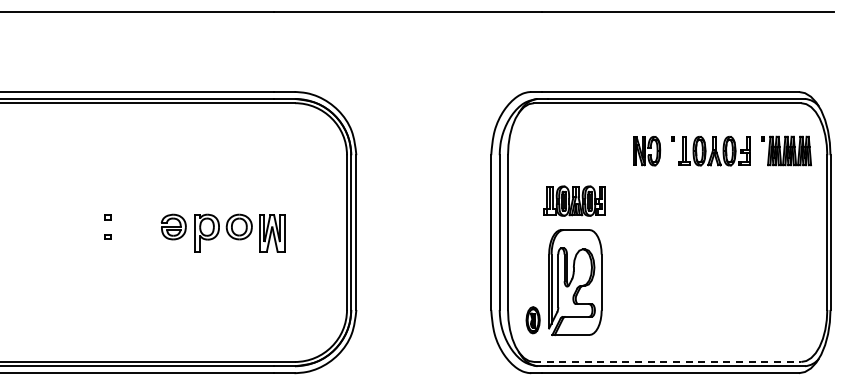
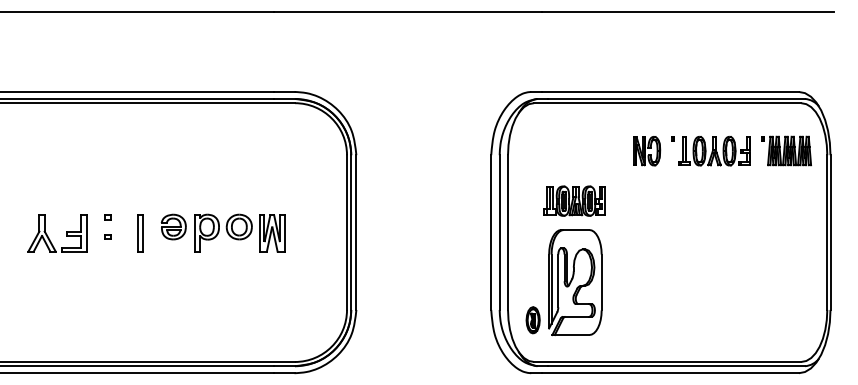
part: none -> present (140, 233)
part: none -> present (49, 237)
line: dashed -> solid (667, 361)
